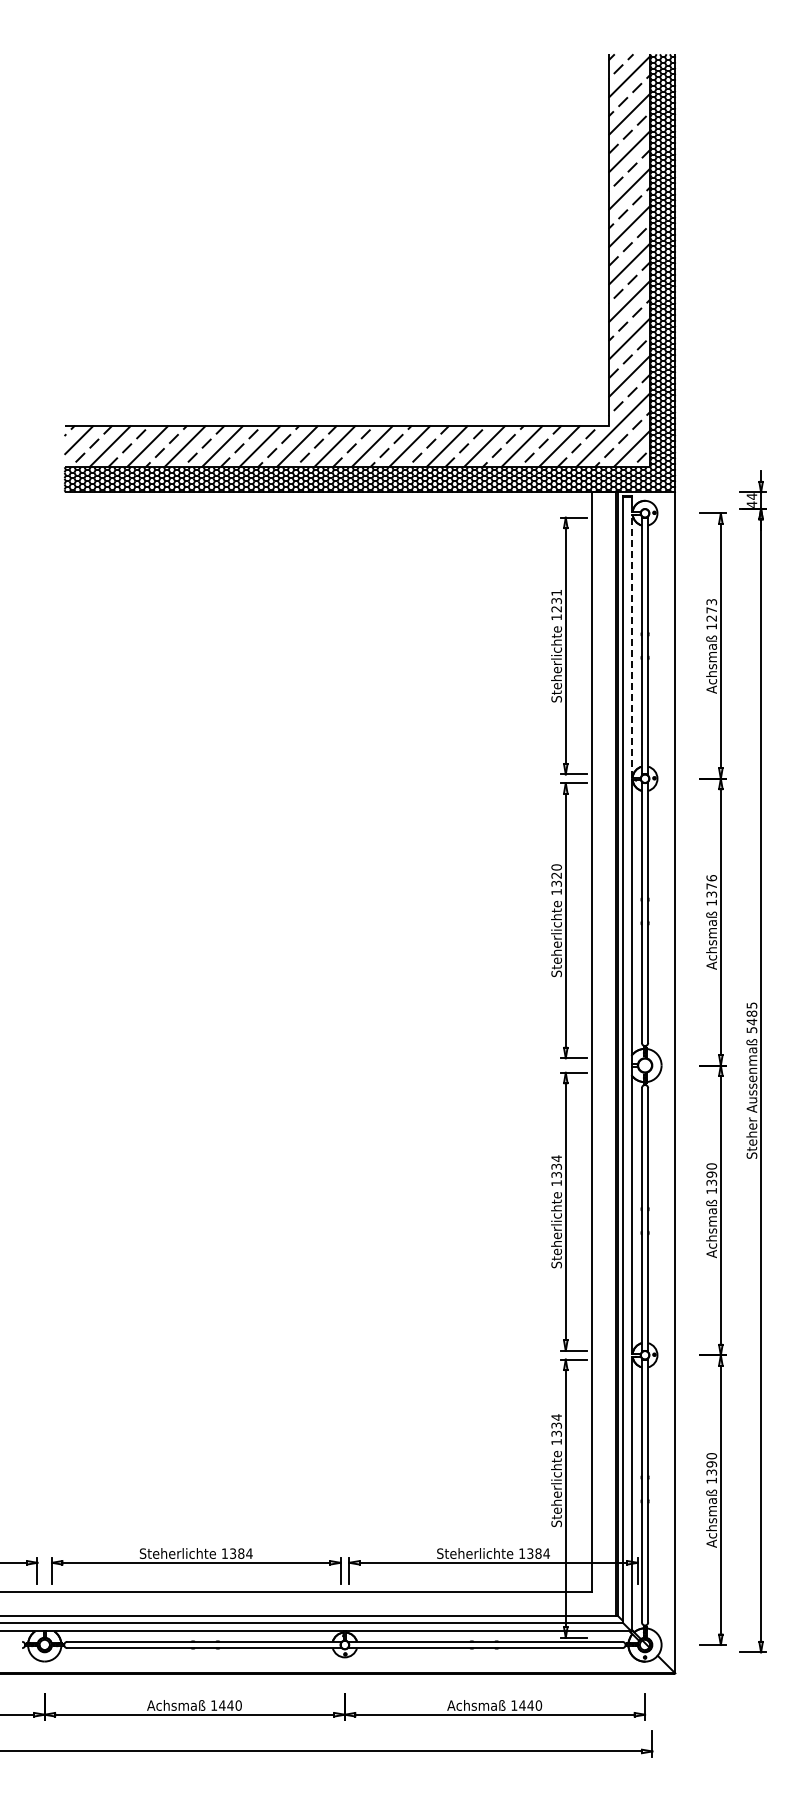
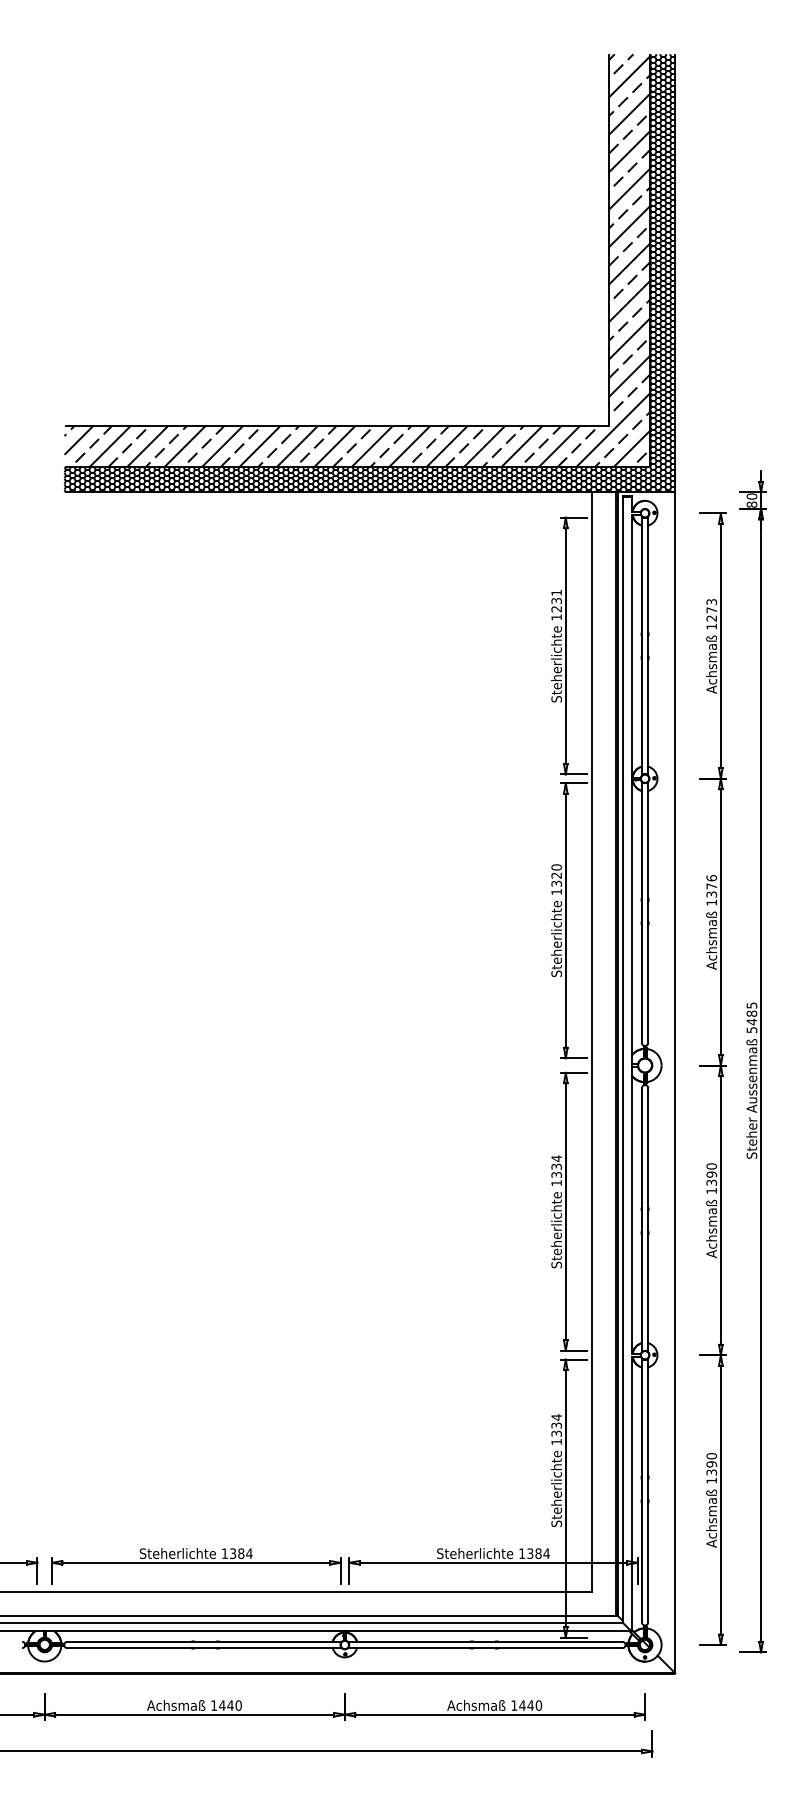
text: 44 -> 80 (751, 500)
line: dashed -> solid (631, 645)
